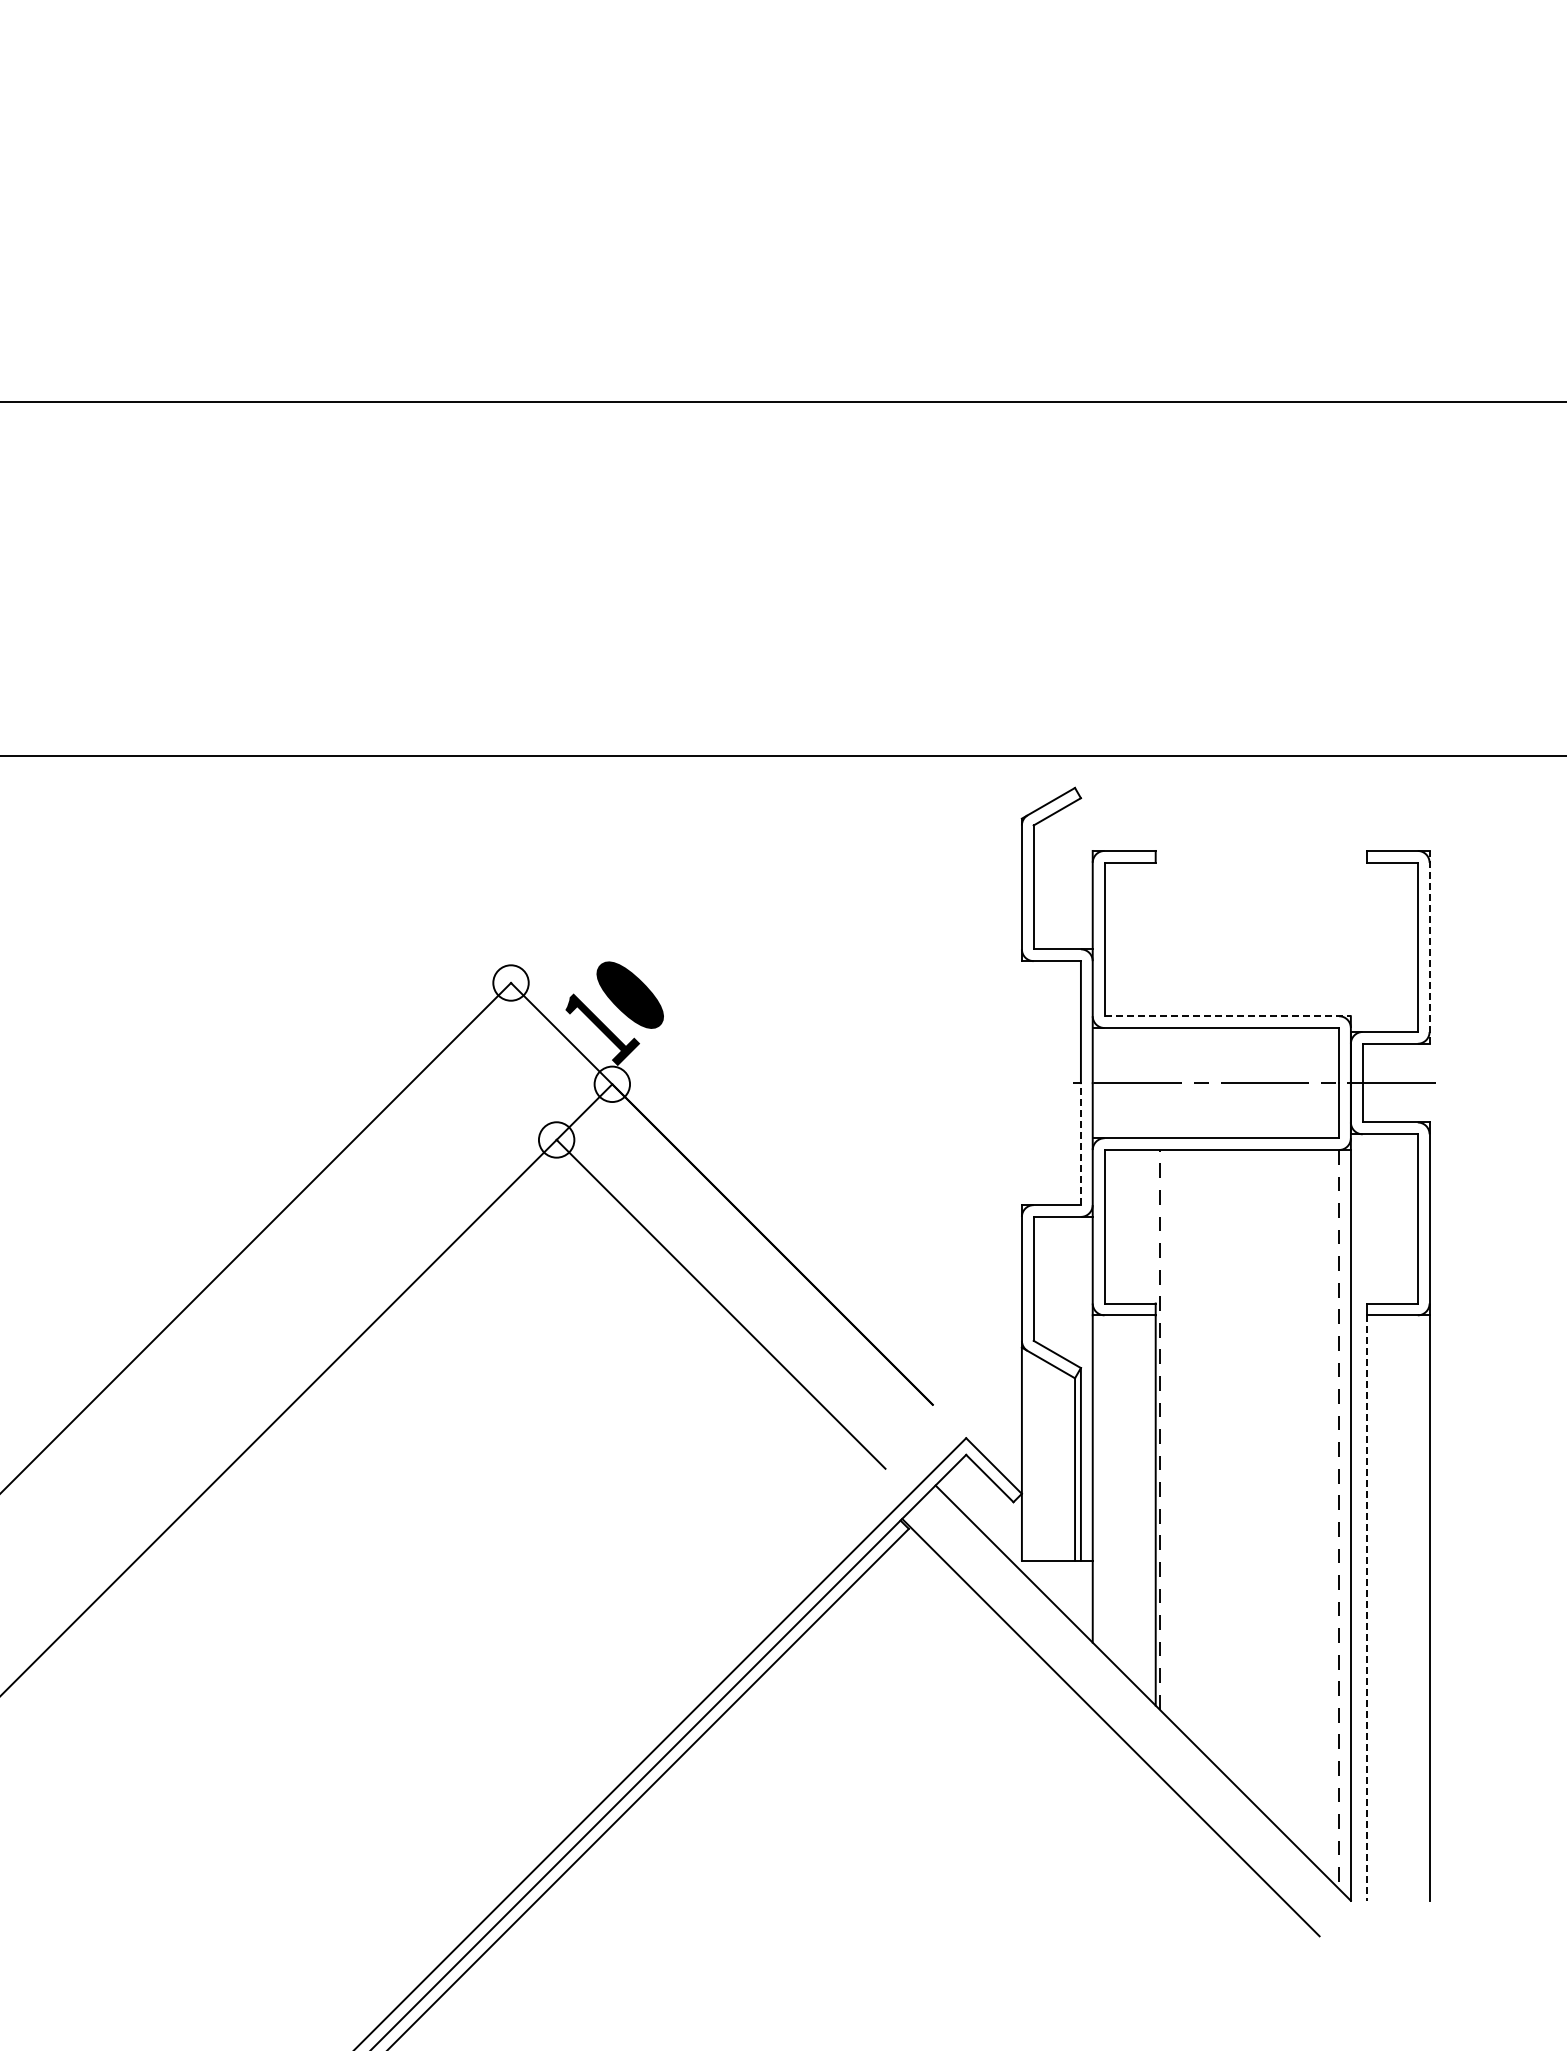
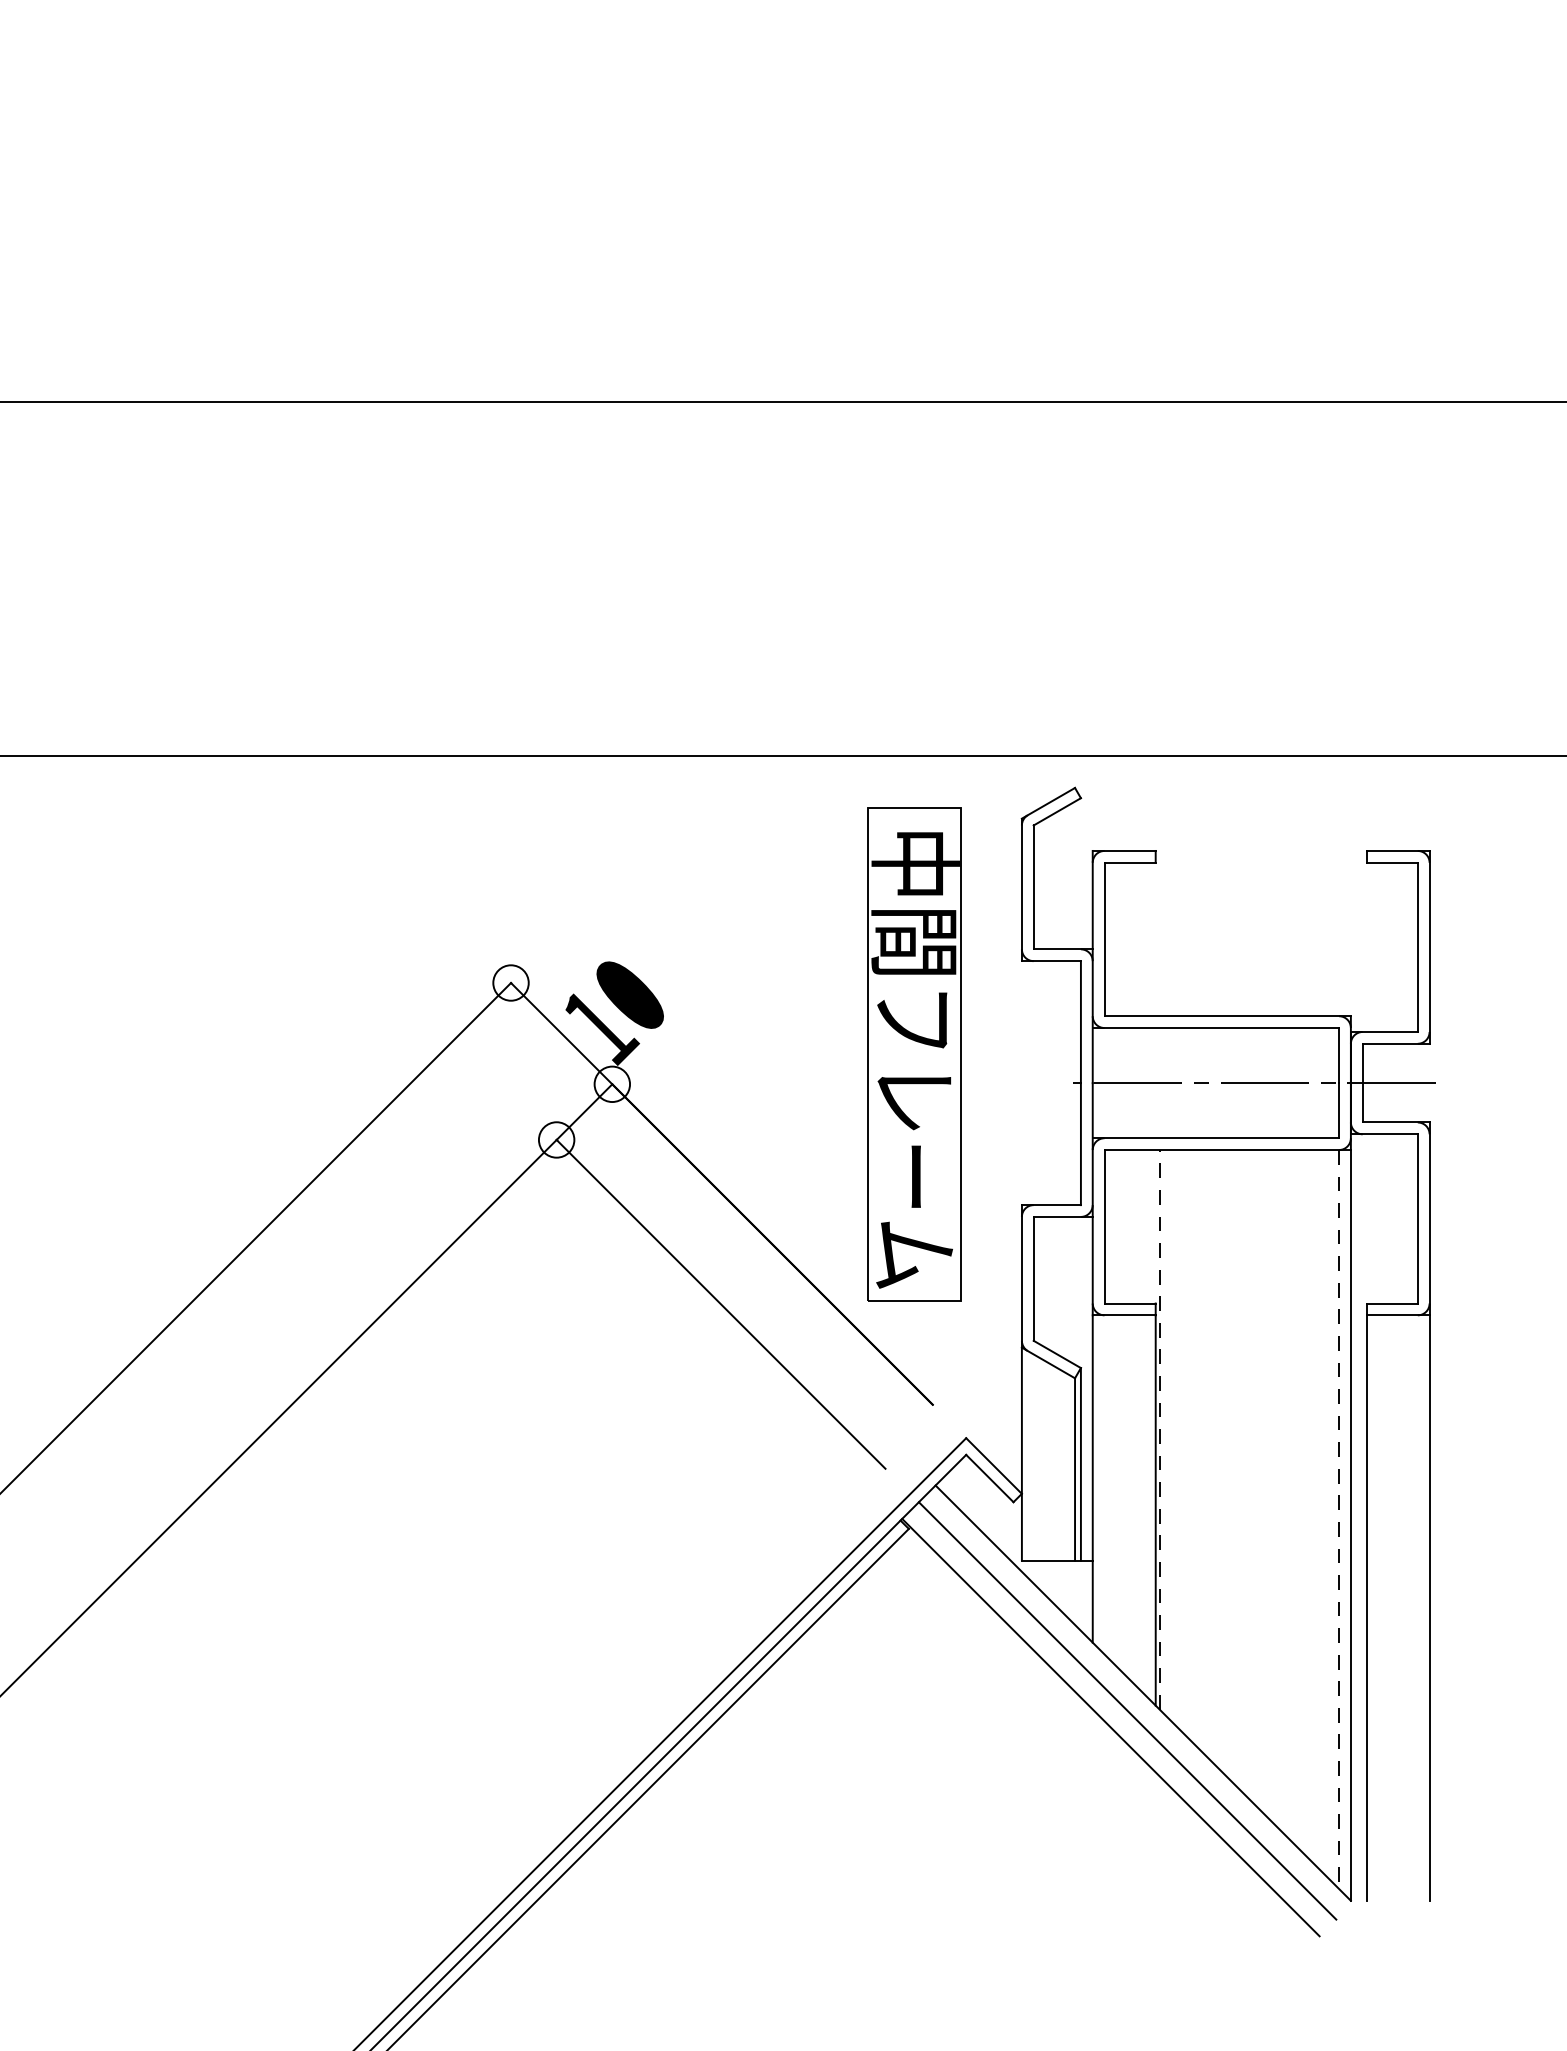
line: dashed -> solid (1429, 946)
line: dashed -> solid (1228, 1016)
part: none -> present (914, 1054)
line: dashed -> solid (1080, 1144)
line: dashed -> solid (1366, 1608)
line: none -> present (1127, 1710)
